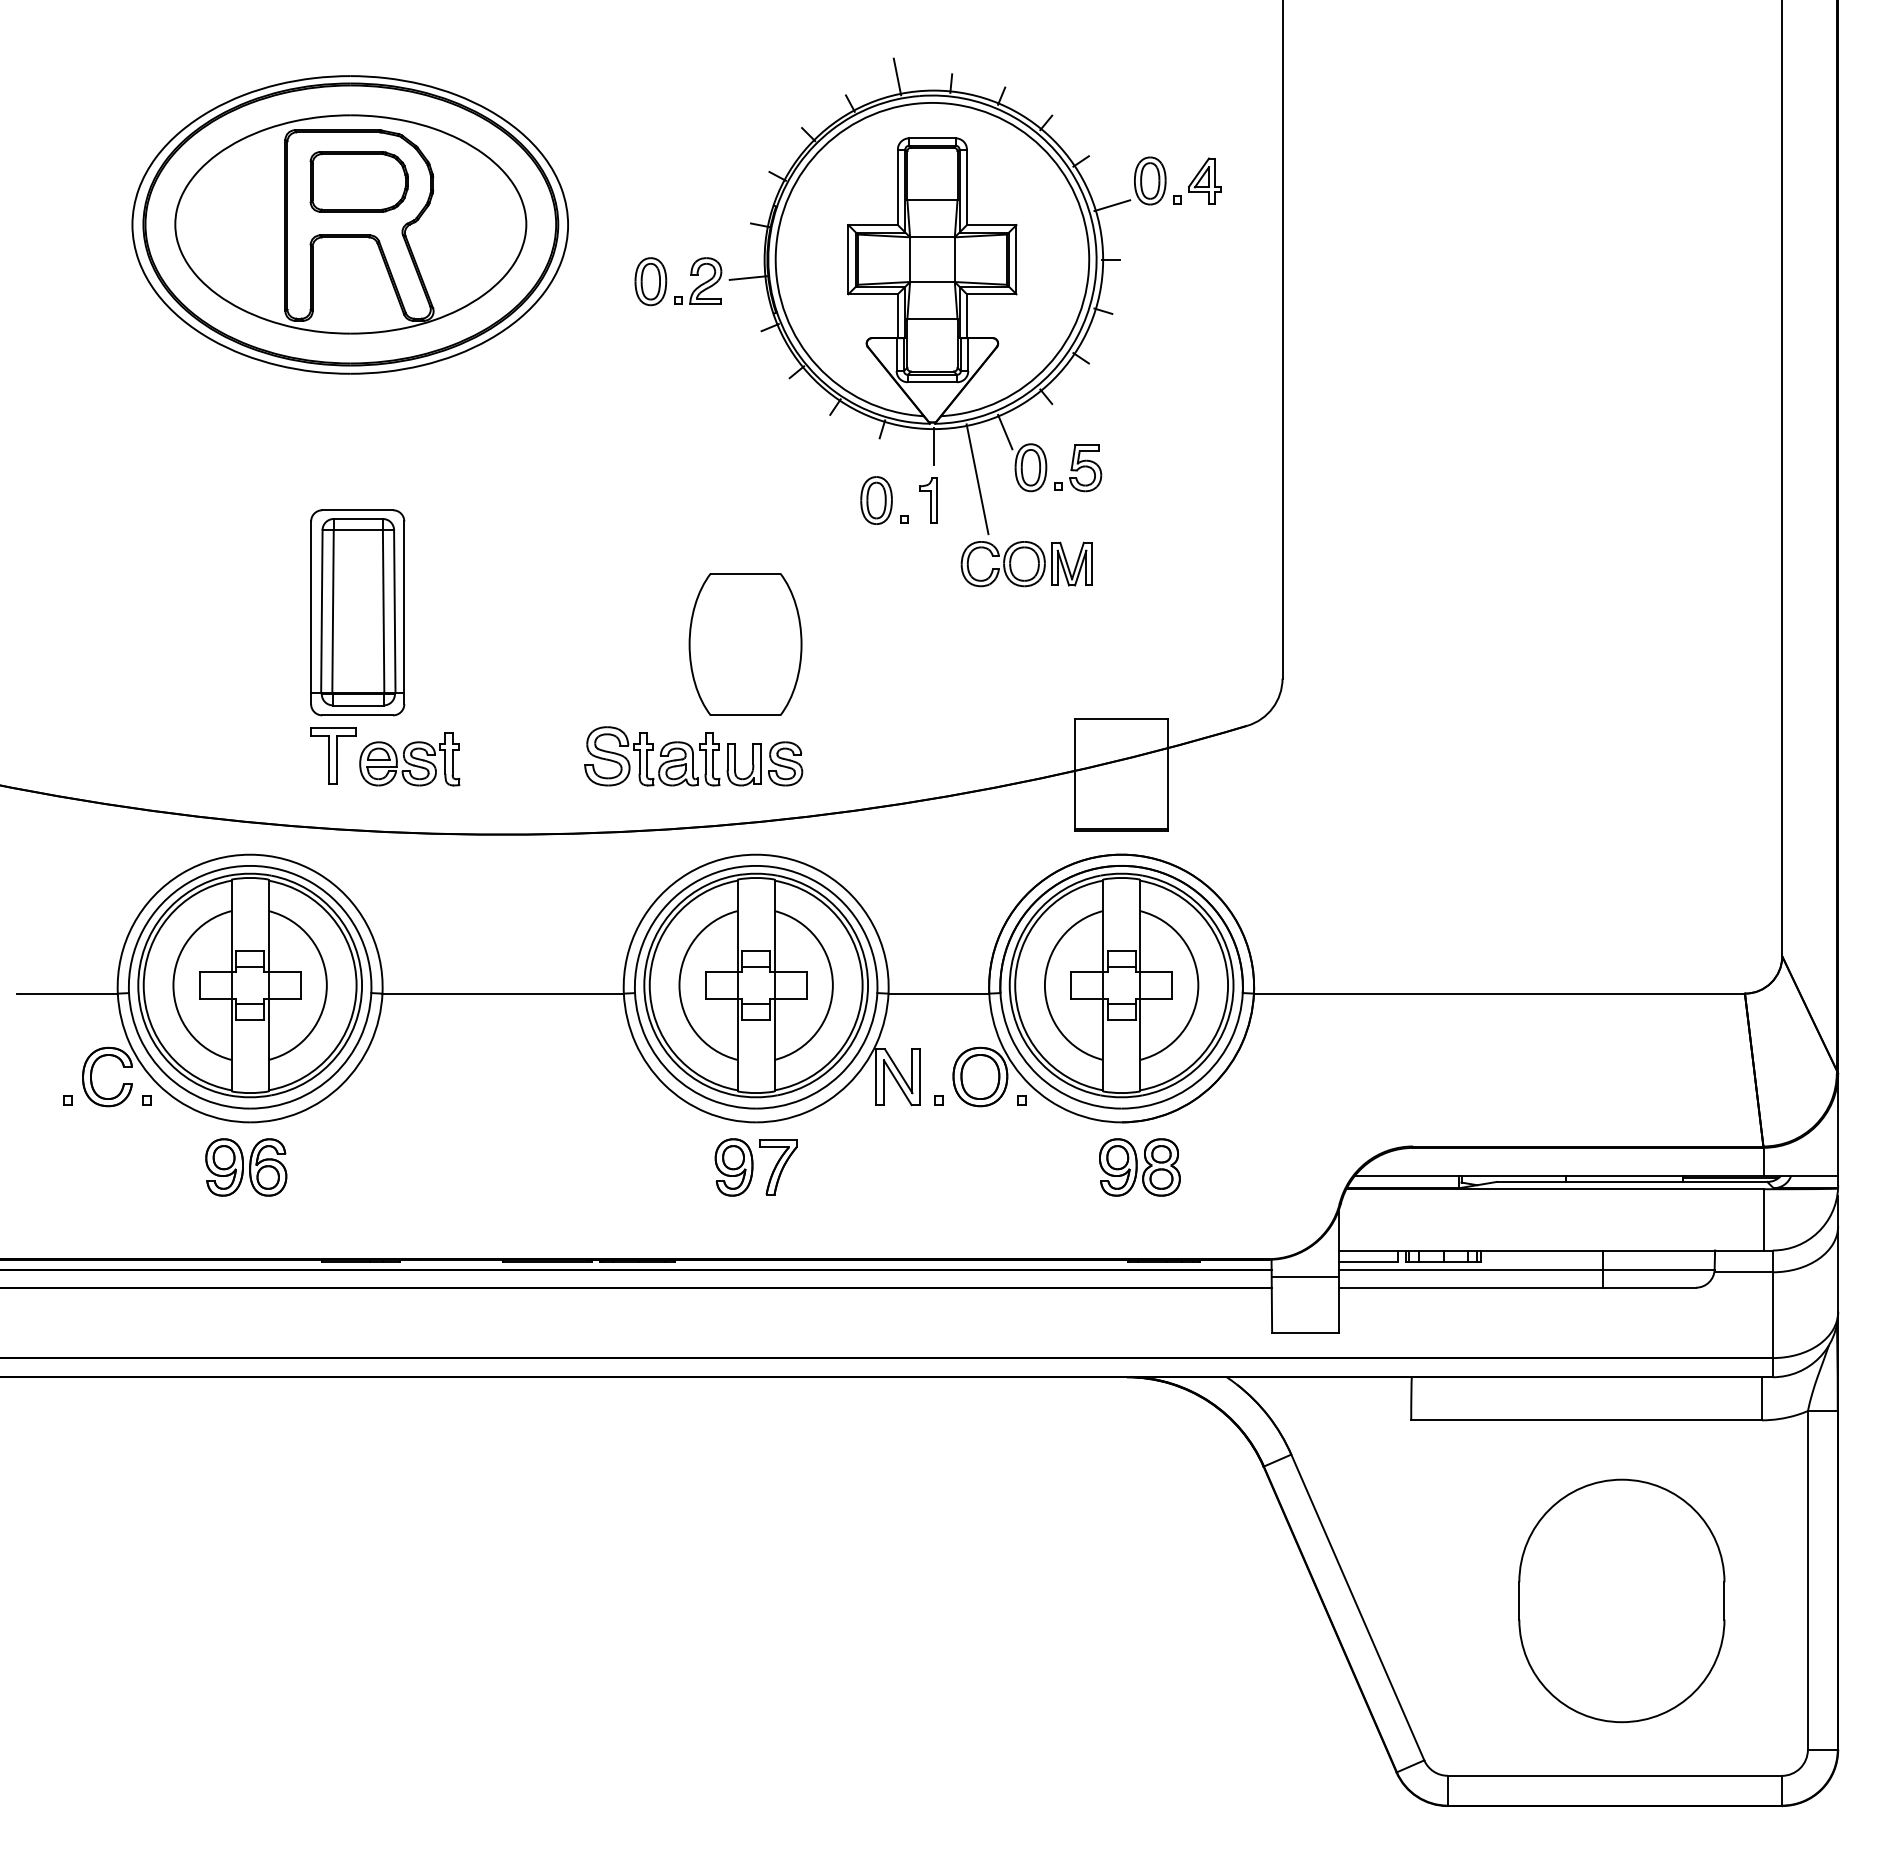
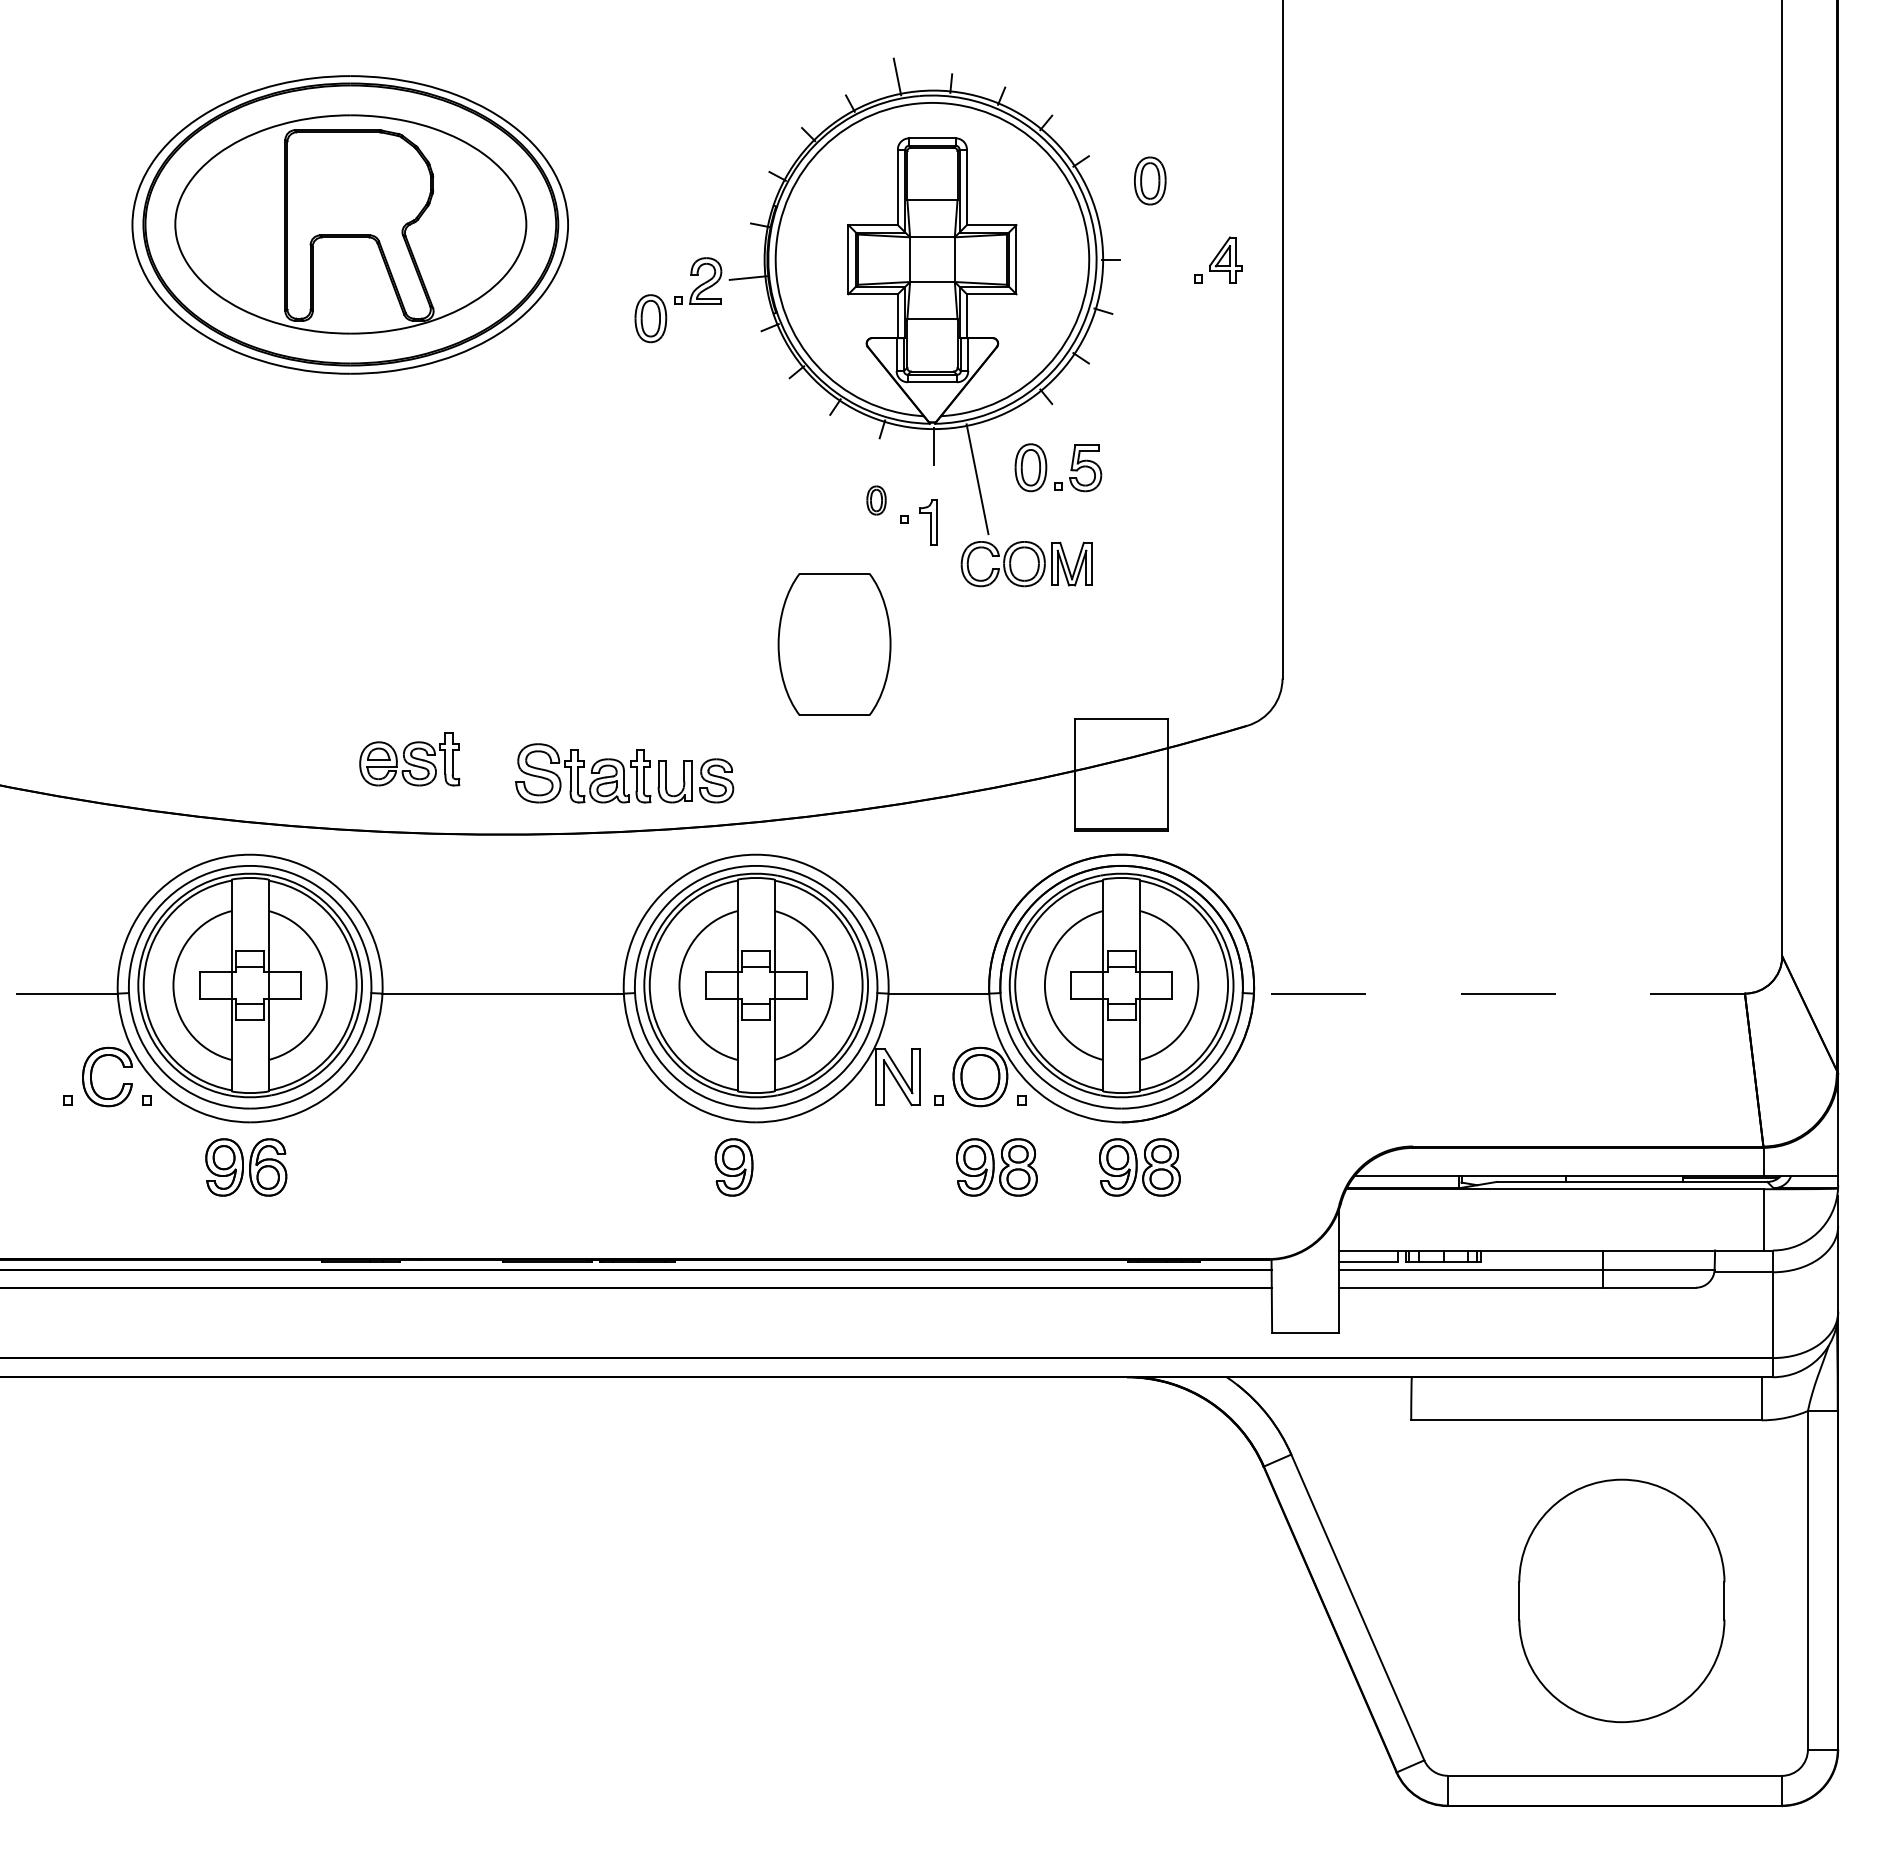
part position: (1197, 180) -> (1218, 259) (1218, 259)
part: present -> none (358, 181)
line: present -> none (1112, 205)
part position: (650, 281) -> (650, 318) (650, 318)
line: present -> none (1005, 431)
part size: 33x49 px -> 21x31 px (876, 500)
part position: (928, 500) -> (928, 522) (928, 522)
part: present -> none (357, 612)
part position: (745, 644) -> (834, 644) (834, 644)
part: present -> none (333, 755)
part position: (693, 756) -> (624, 773) (624, 773)
line: solid -> dashed (1499, 993)
part: present -> none (778, 1167)
part: none -> present (996, 1167)
line: present -> none (1304, 1276)
